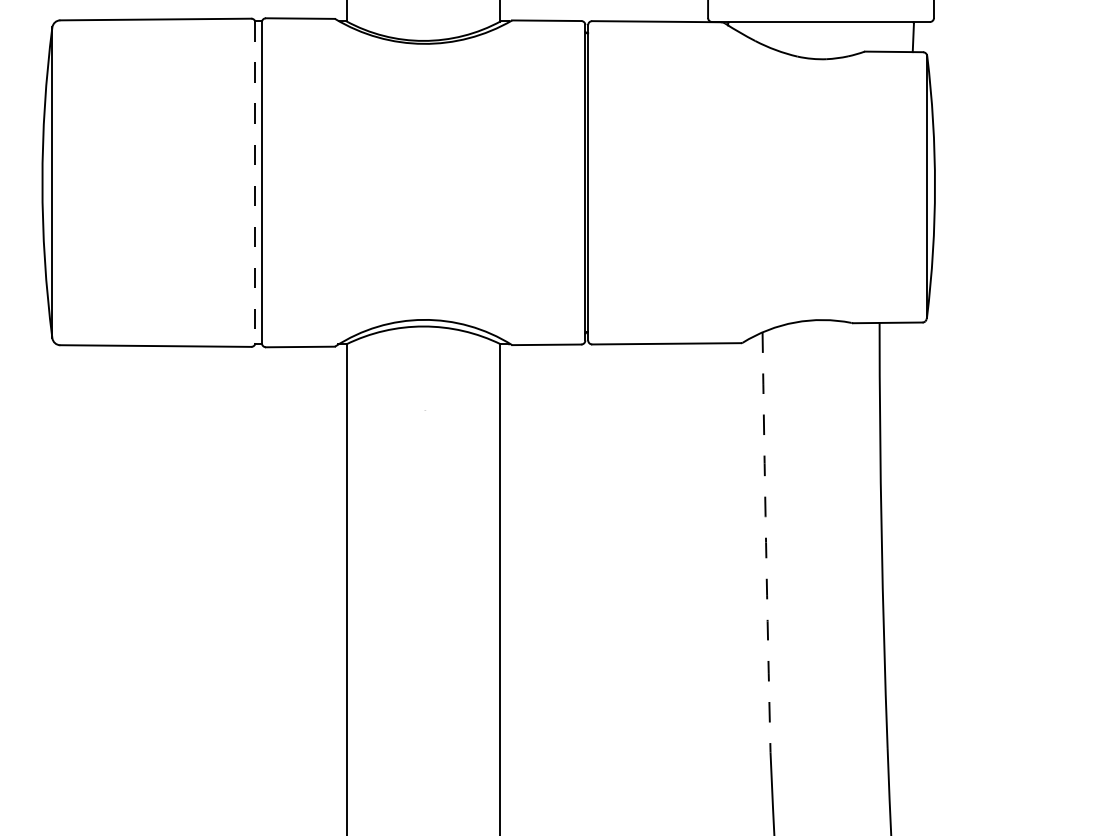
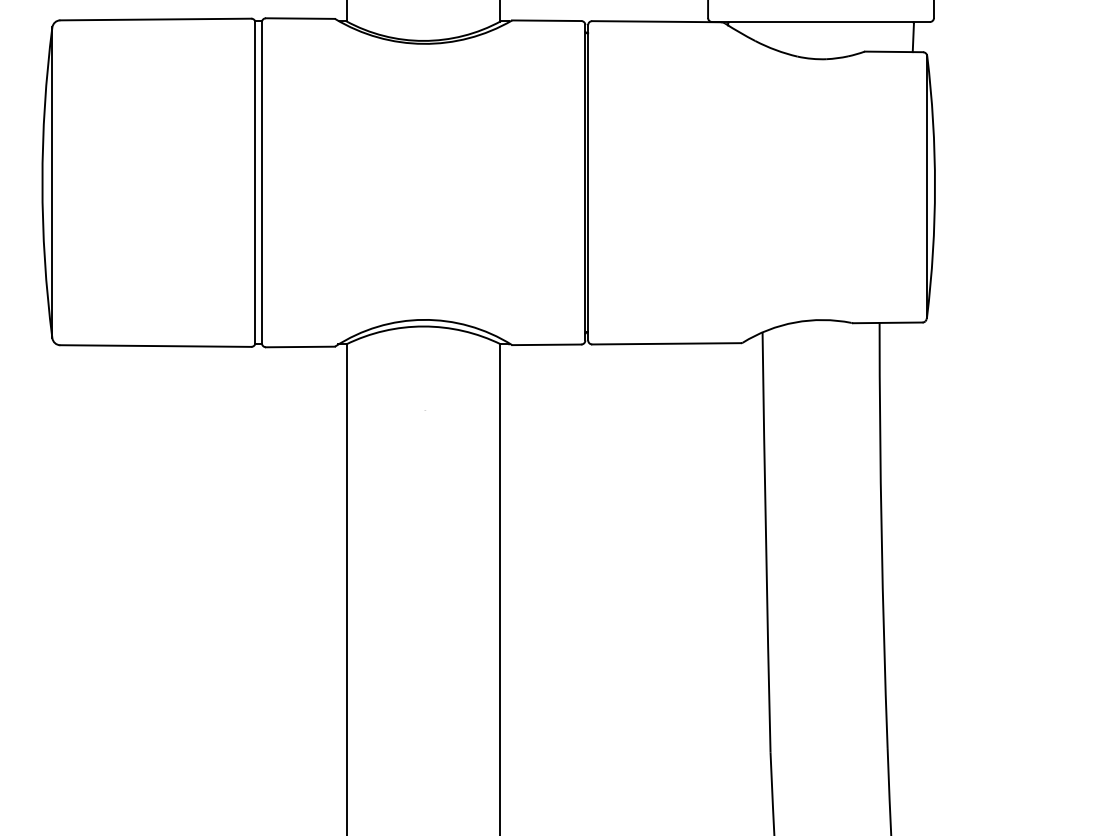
line: dashed -> solid (255, 182)
arc: dashed -> solid (766, 542)
